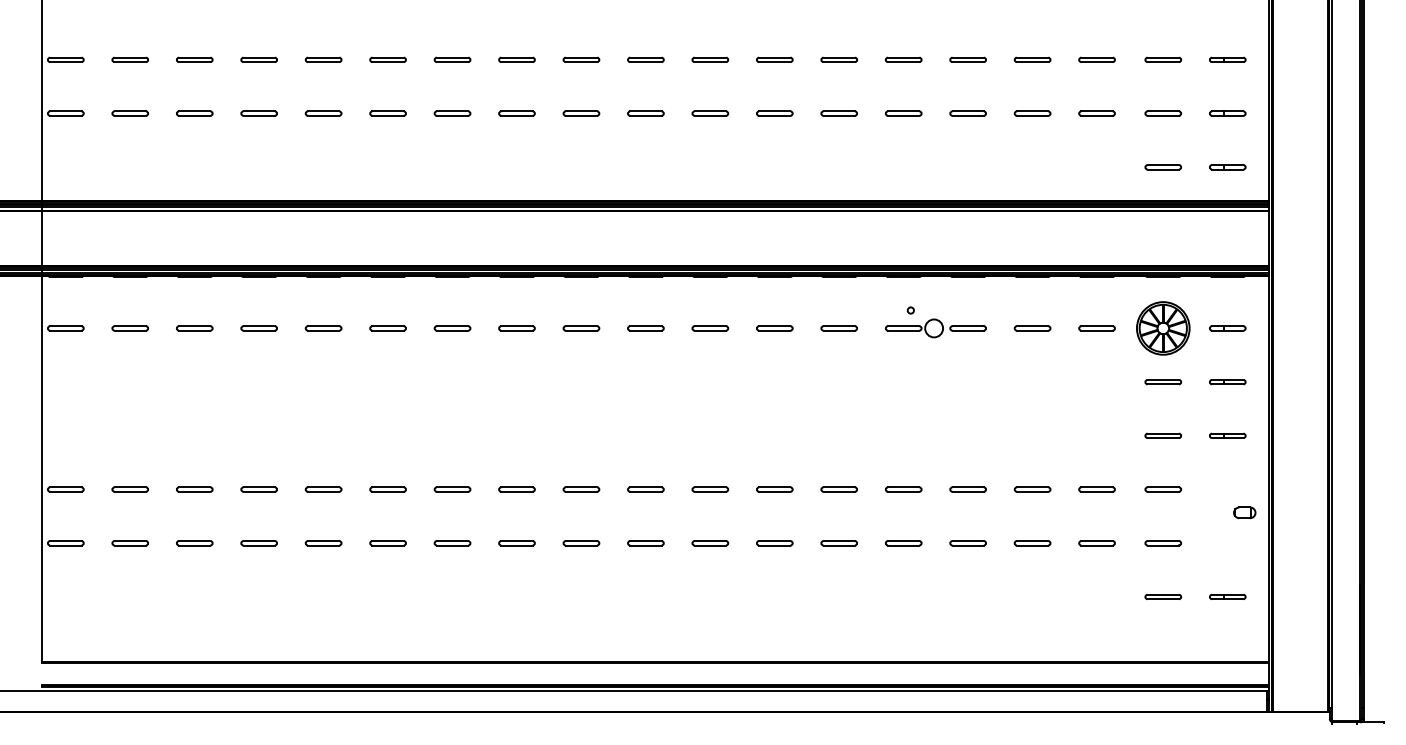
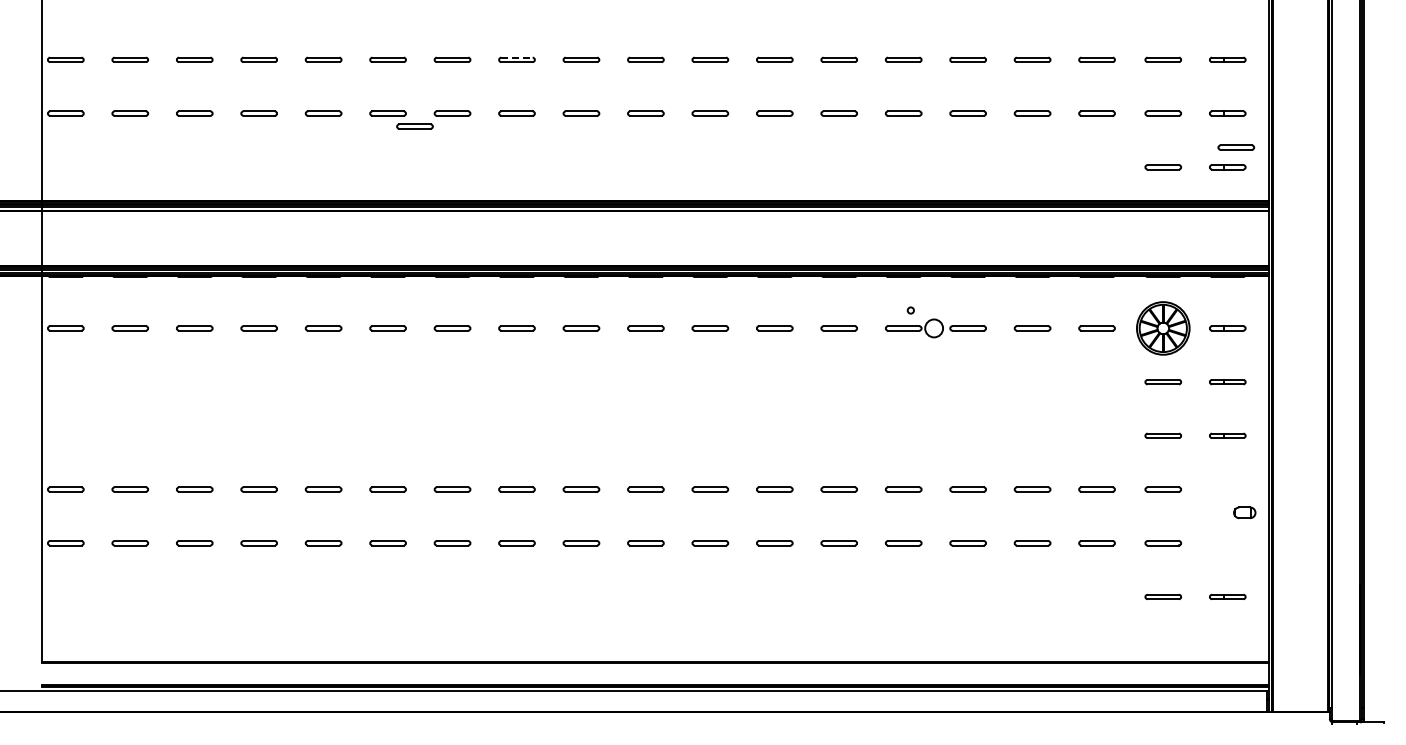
line: solid -> dashed (517, 57)
part: none -> present (414, 126)
part: none -> present (1236, 147)
